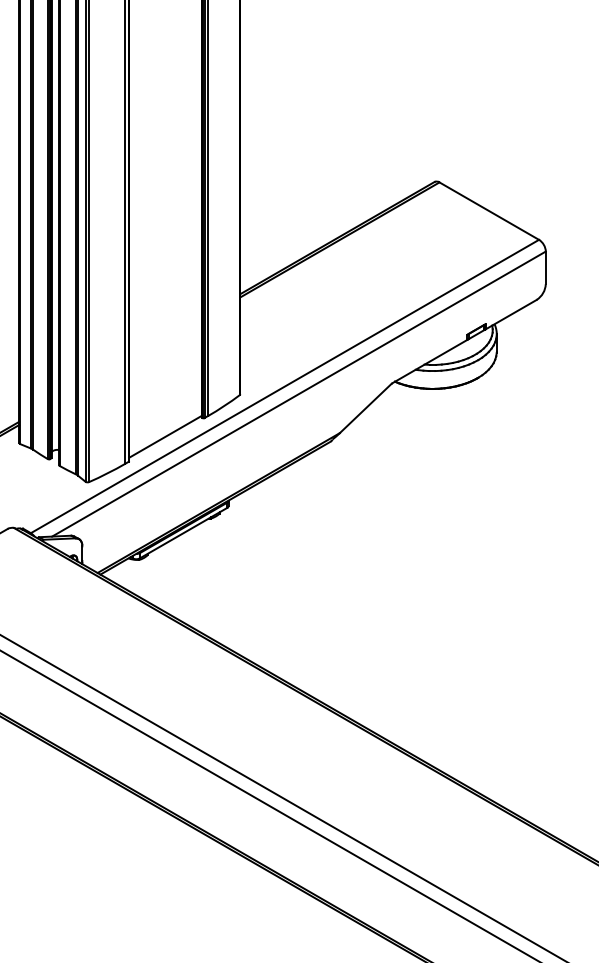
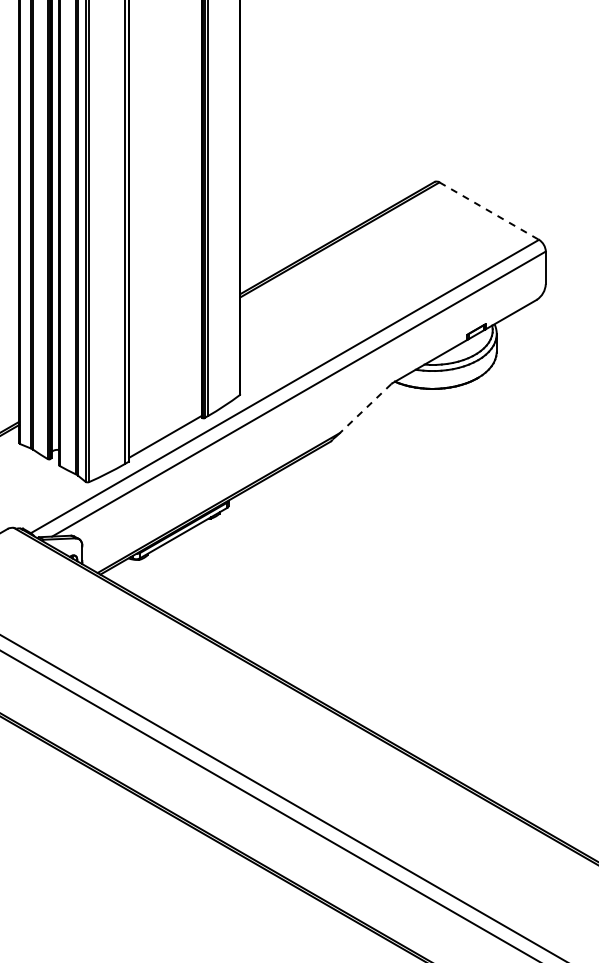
line: solid -> dashed (489, 211)
line: solid -> dashed (365, 408)
